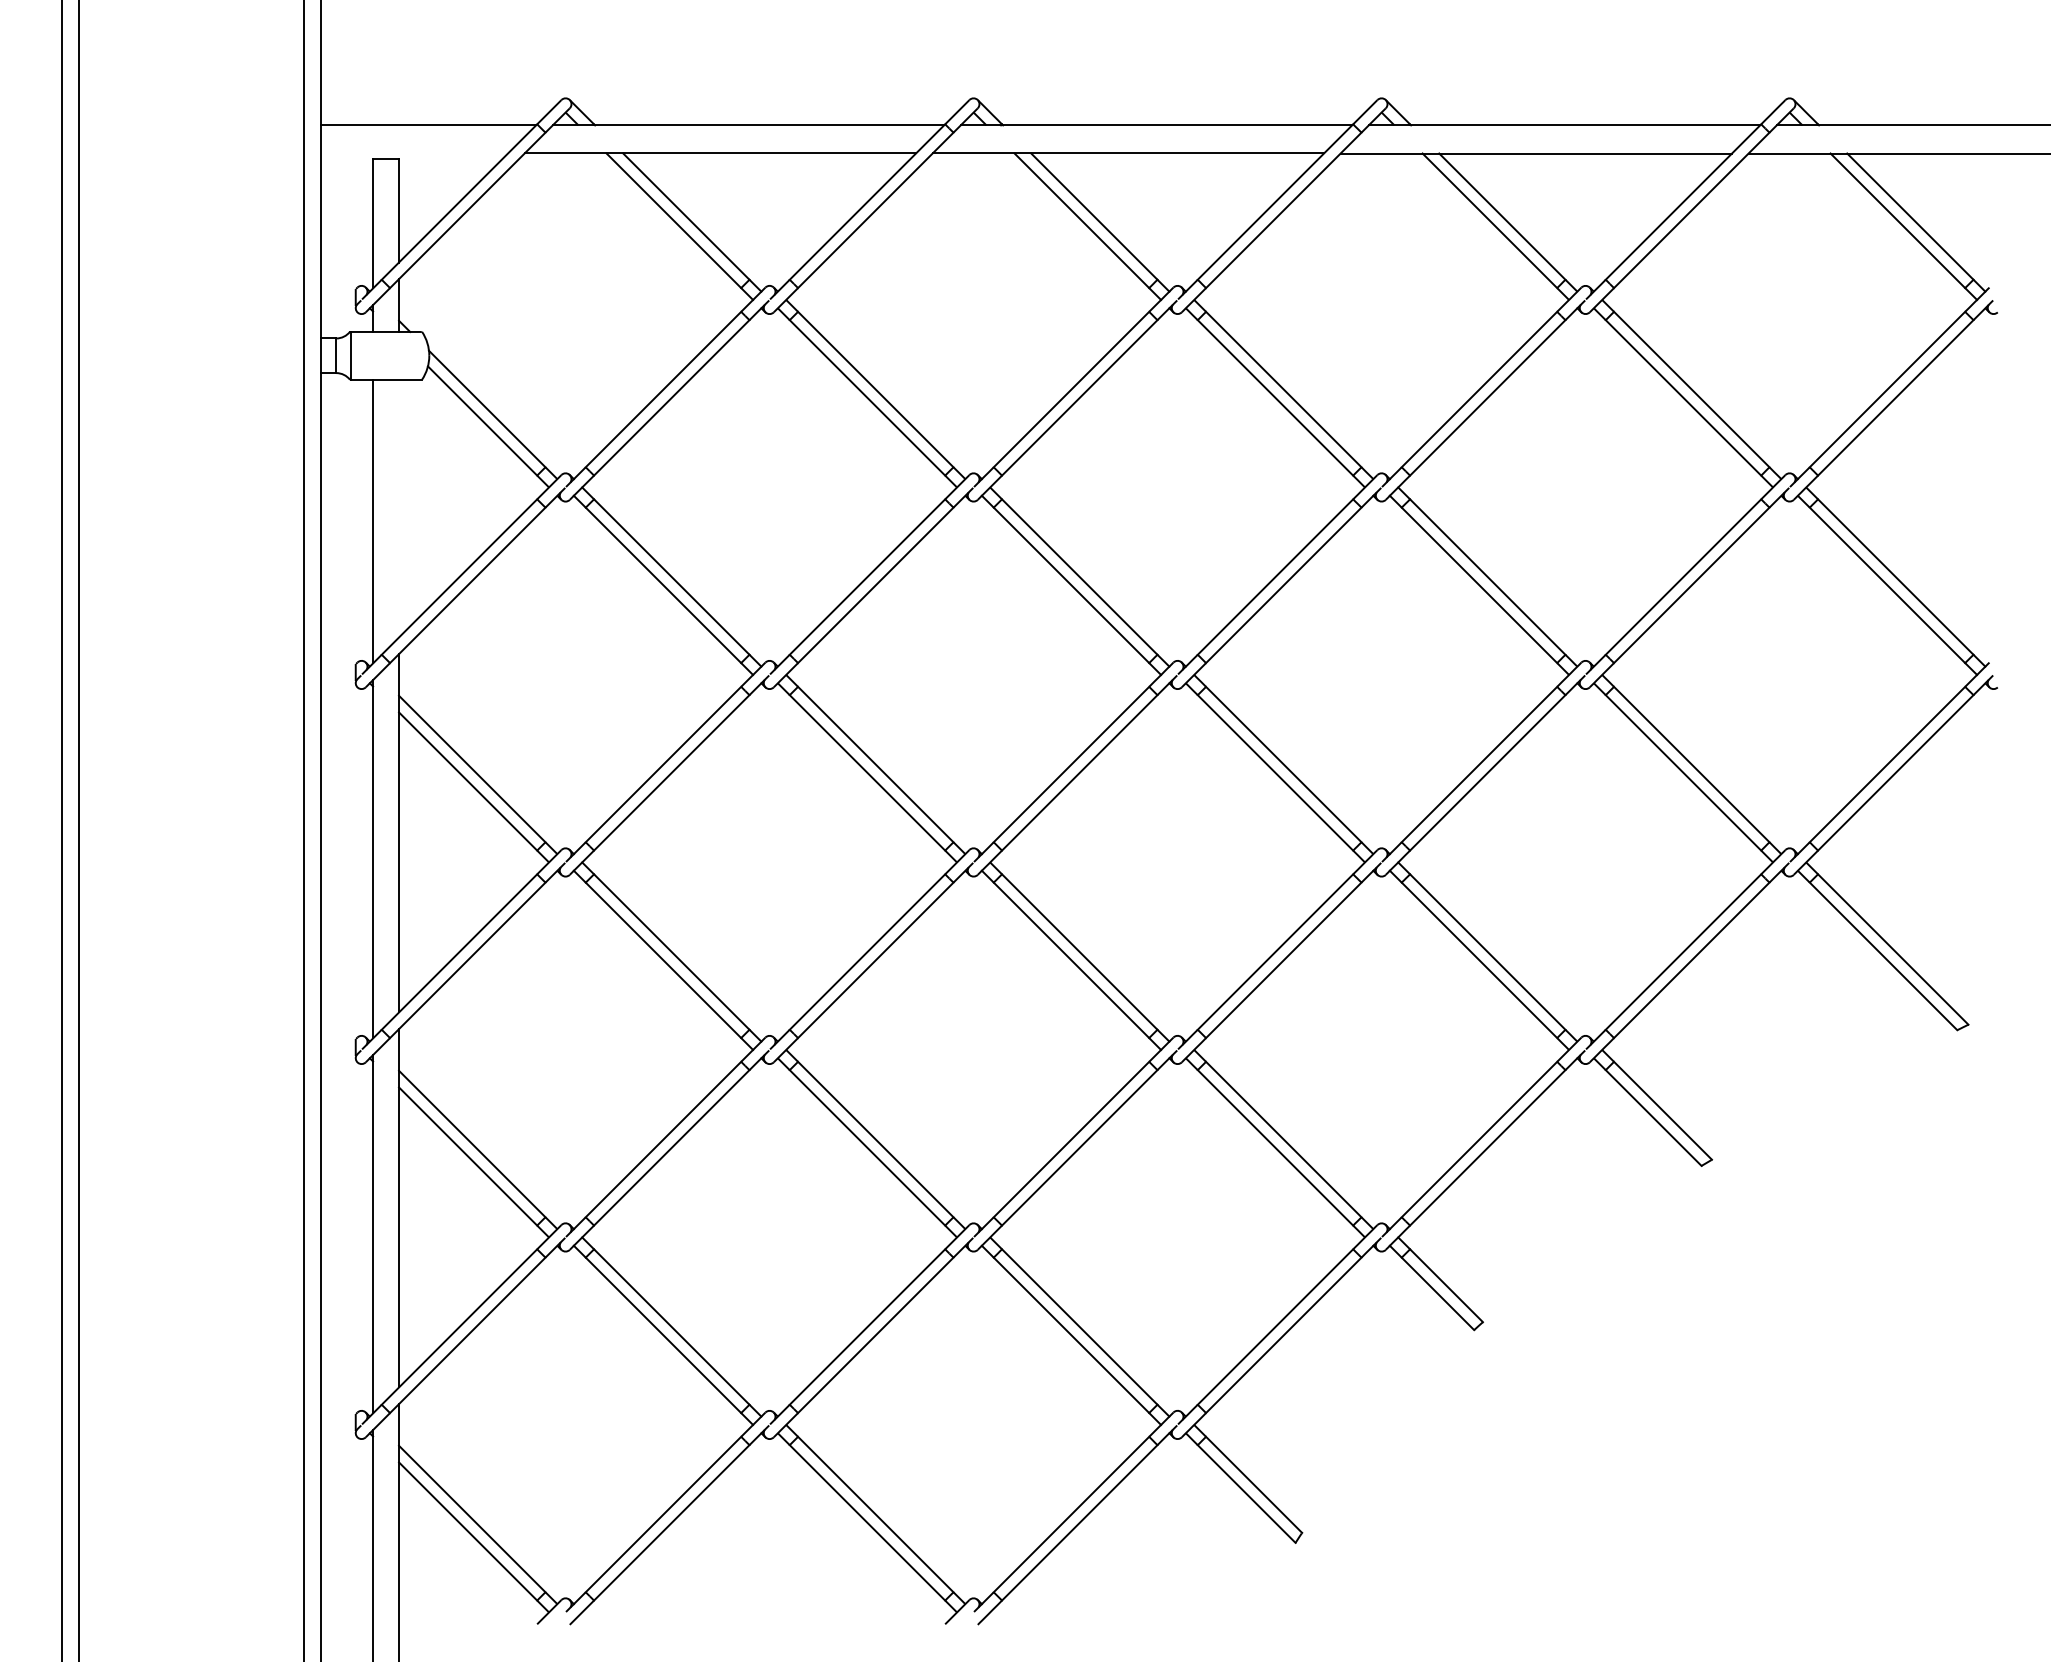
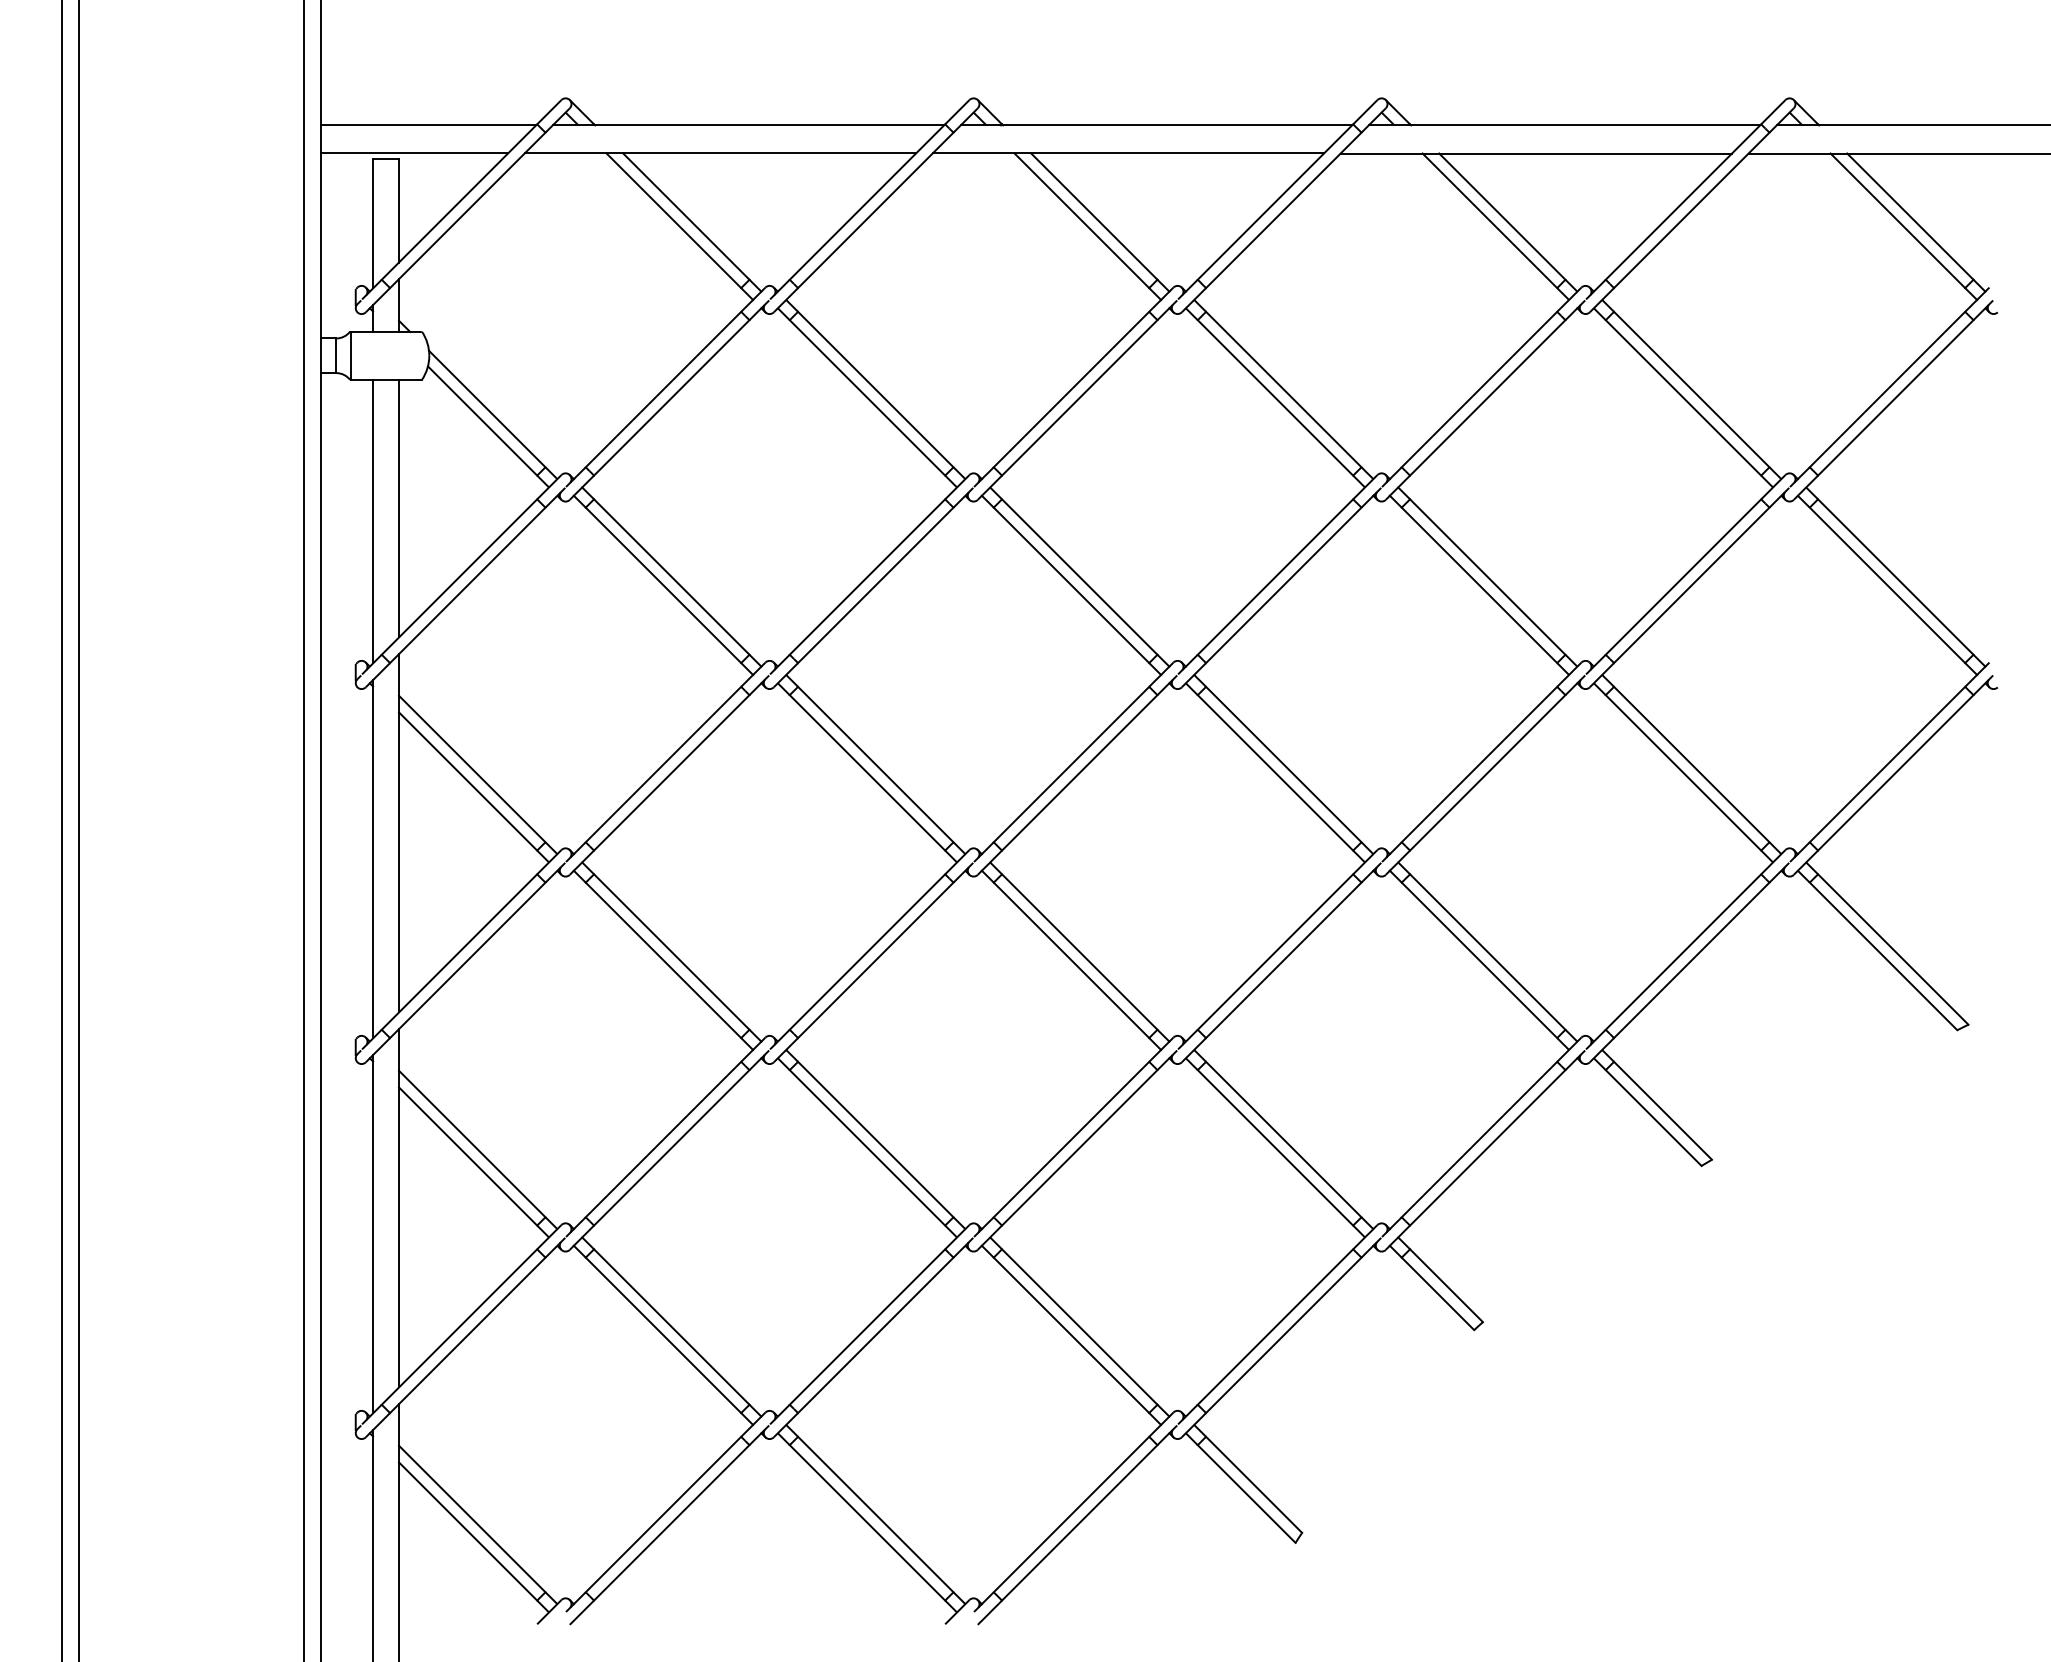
line: none -> present (414, 153)
line: none -> present (399, 508)
